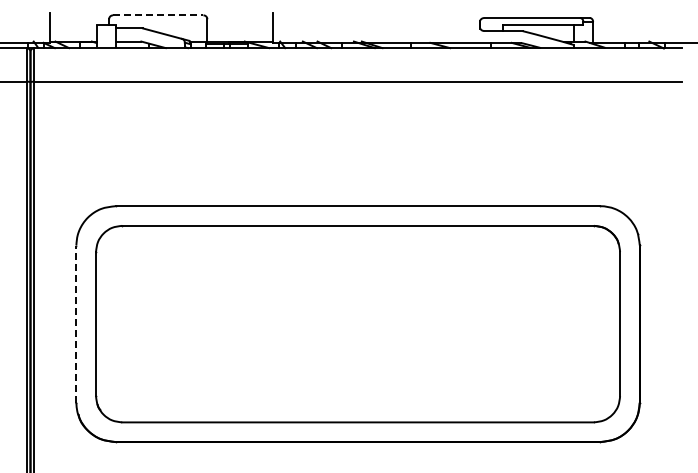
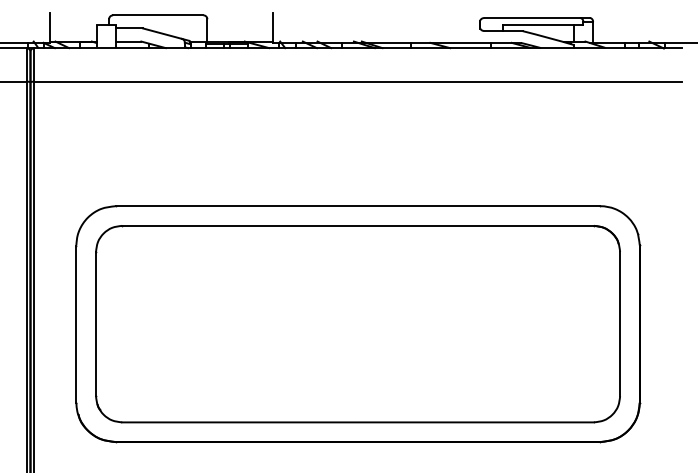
line: dashed -> solid (158, 15)
line: dashed -> solid (76, 324)
